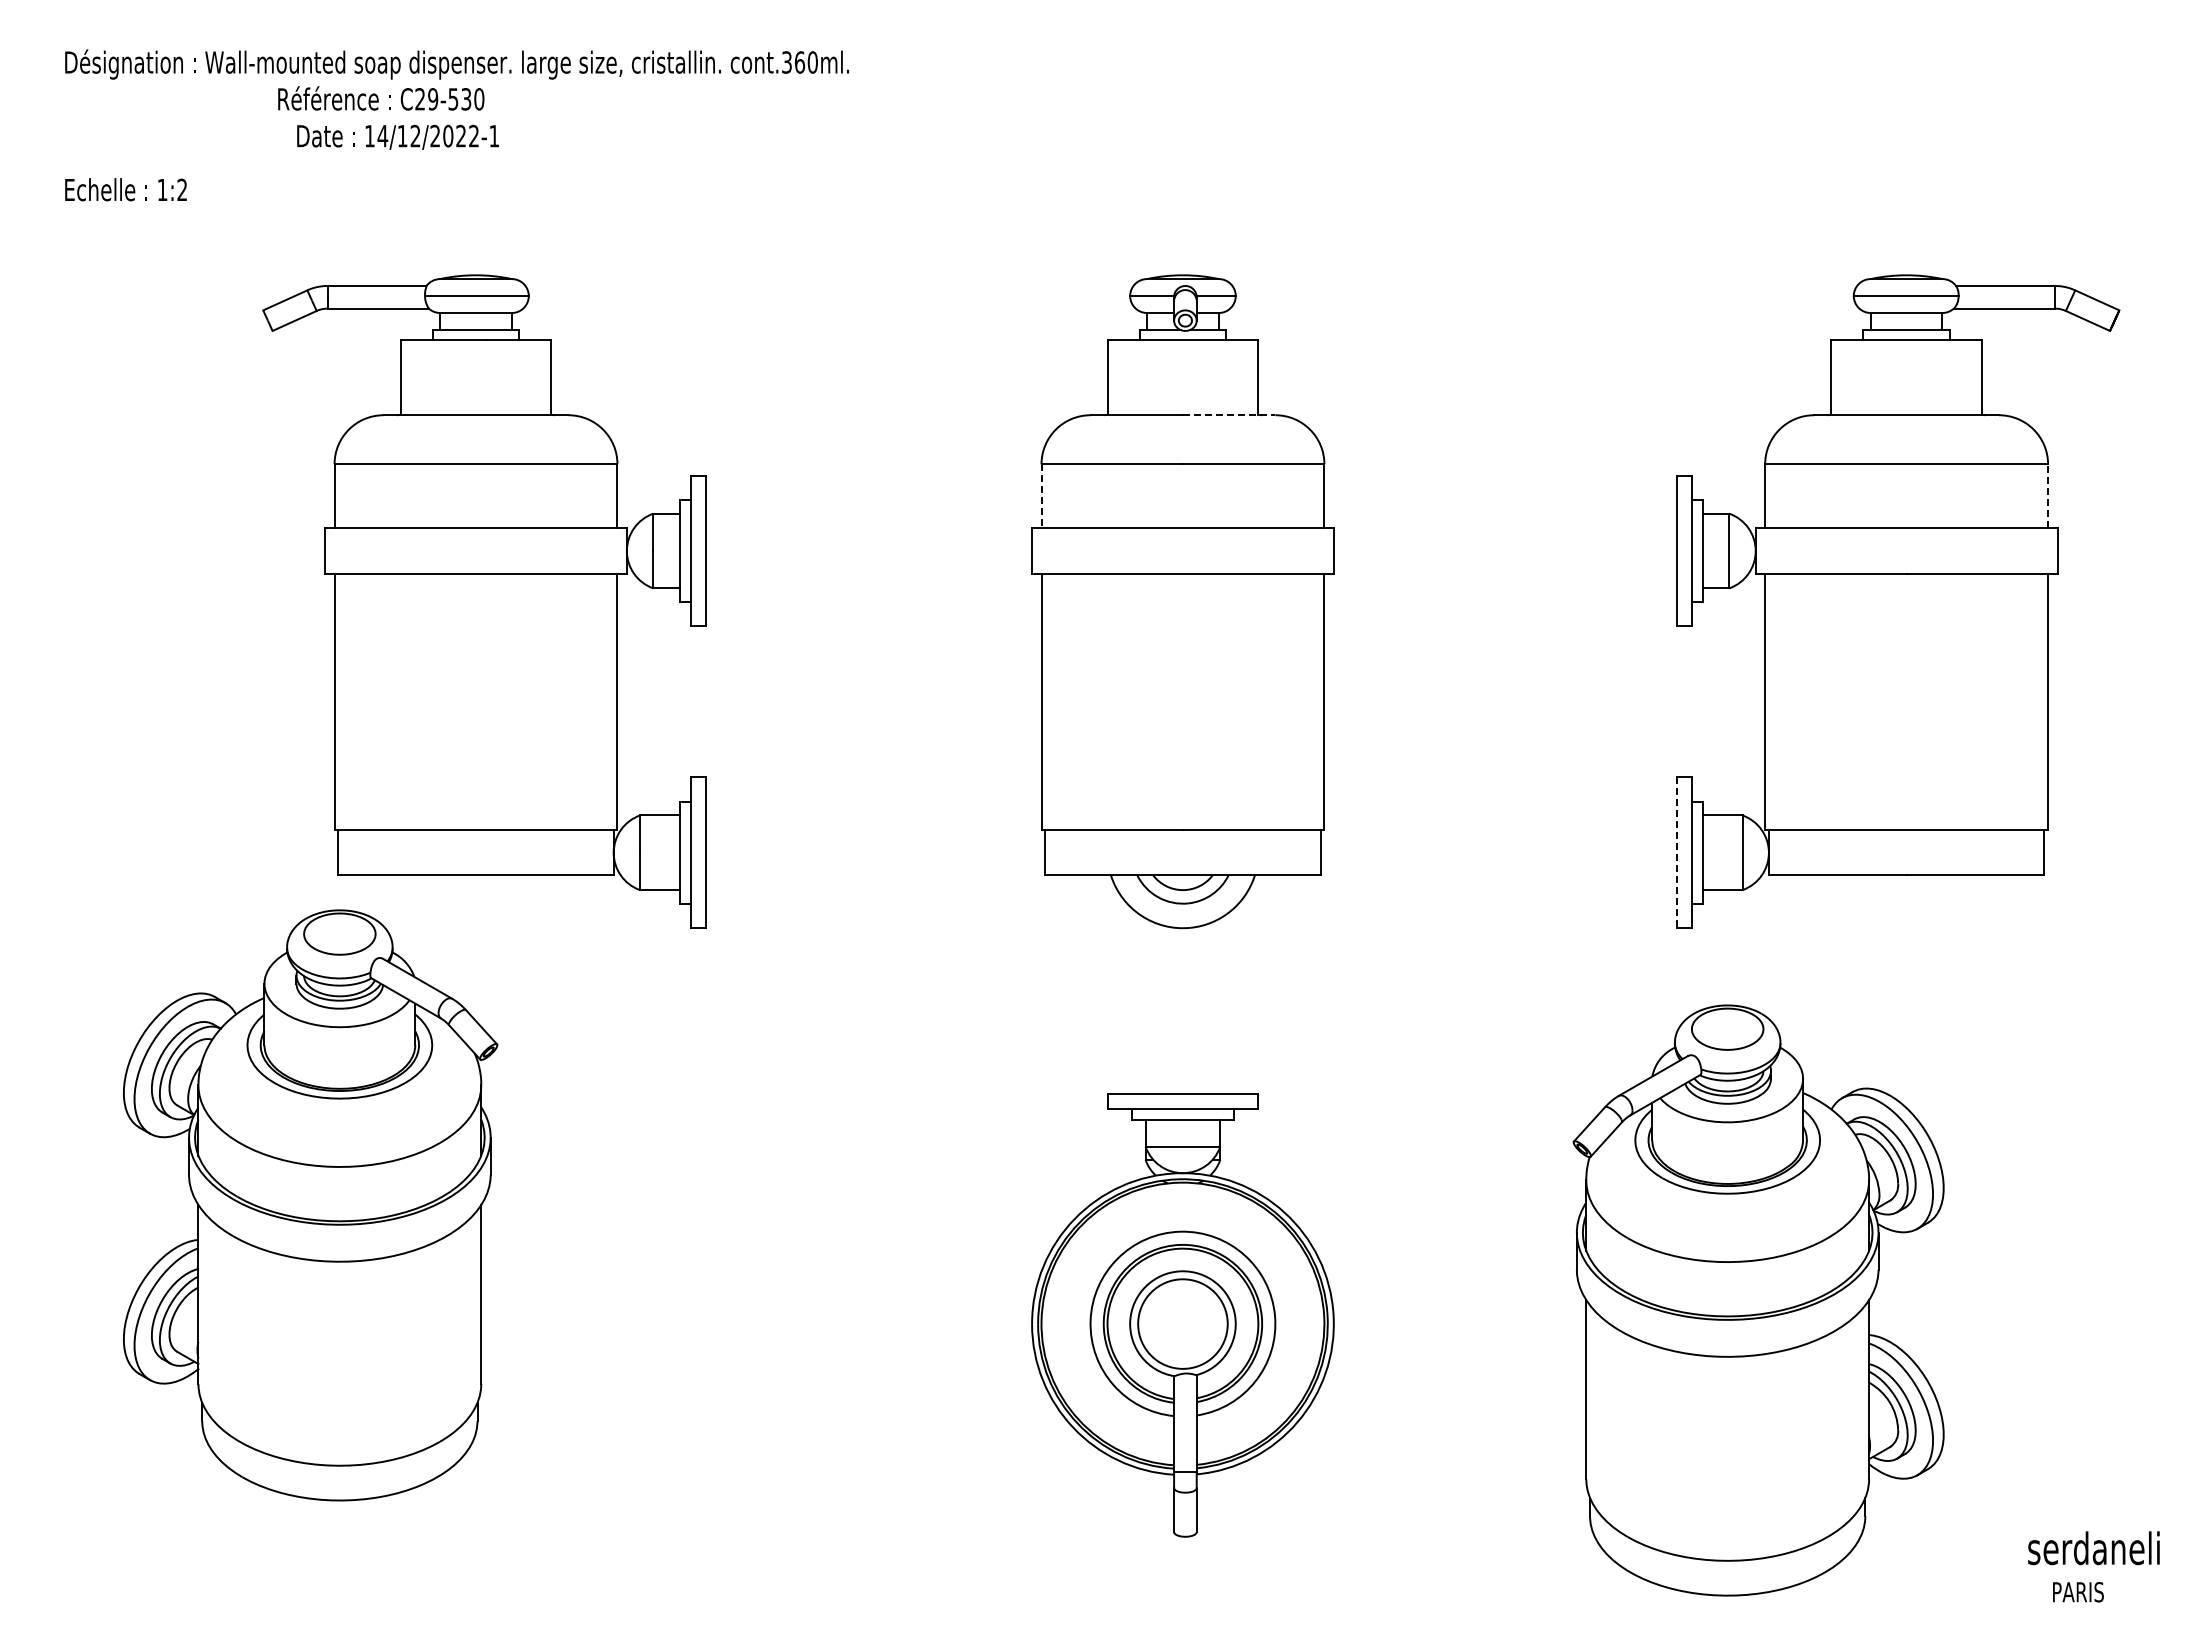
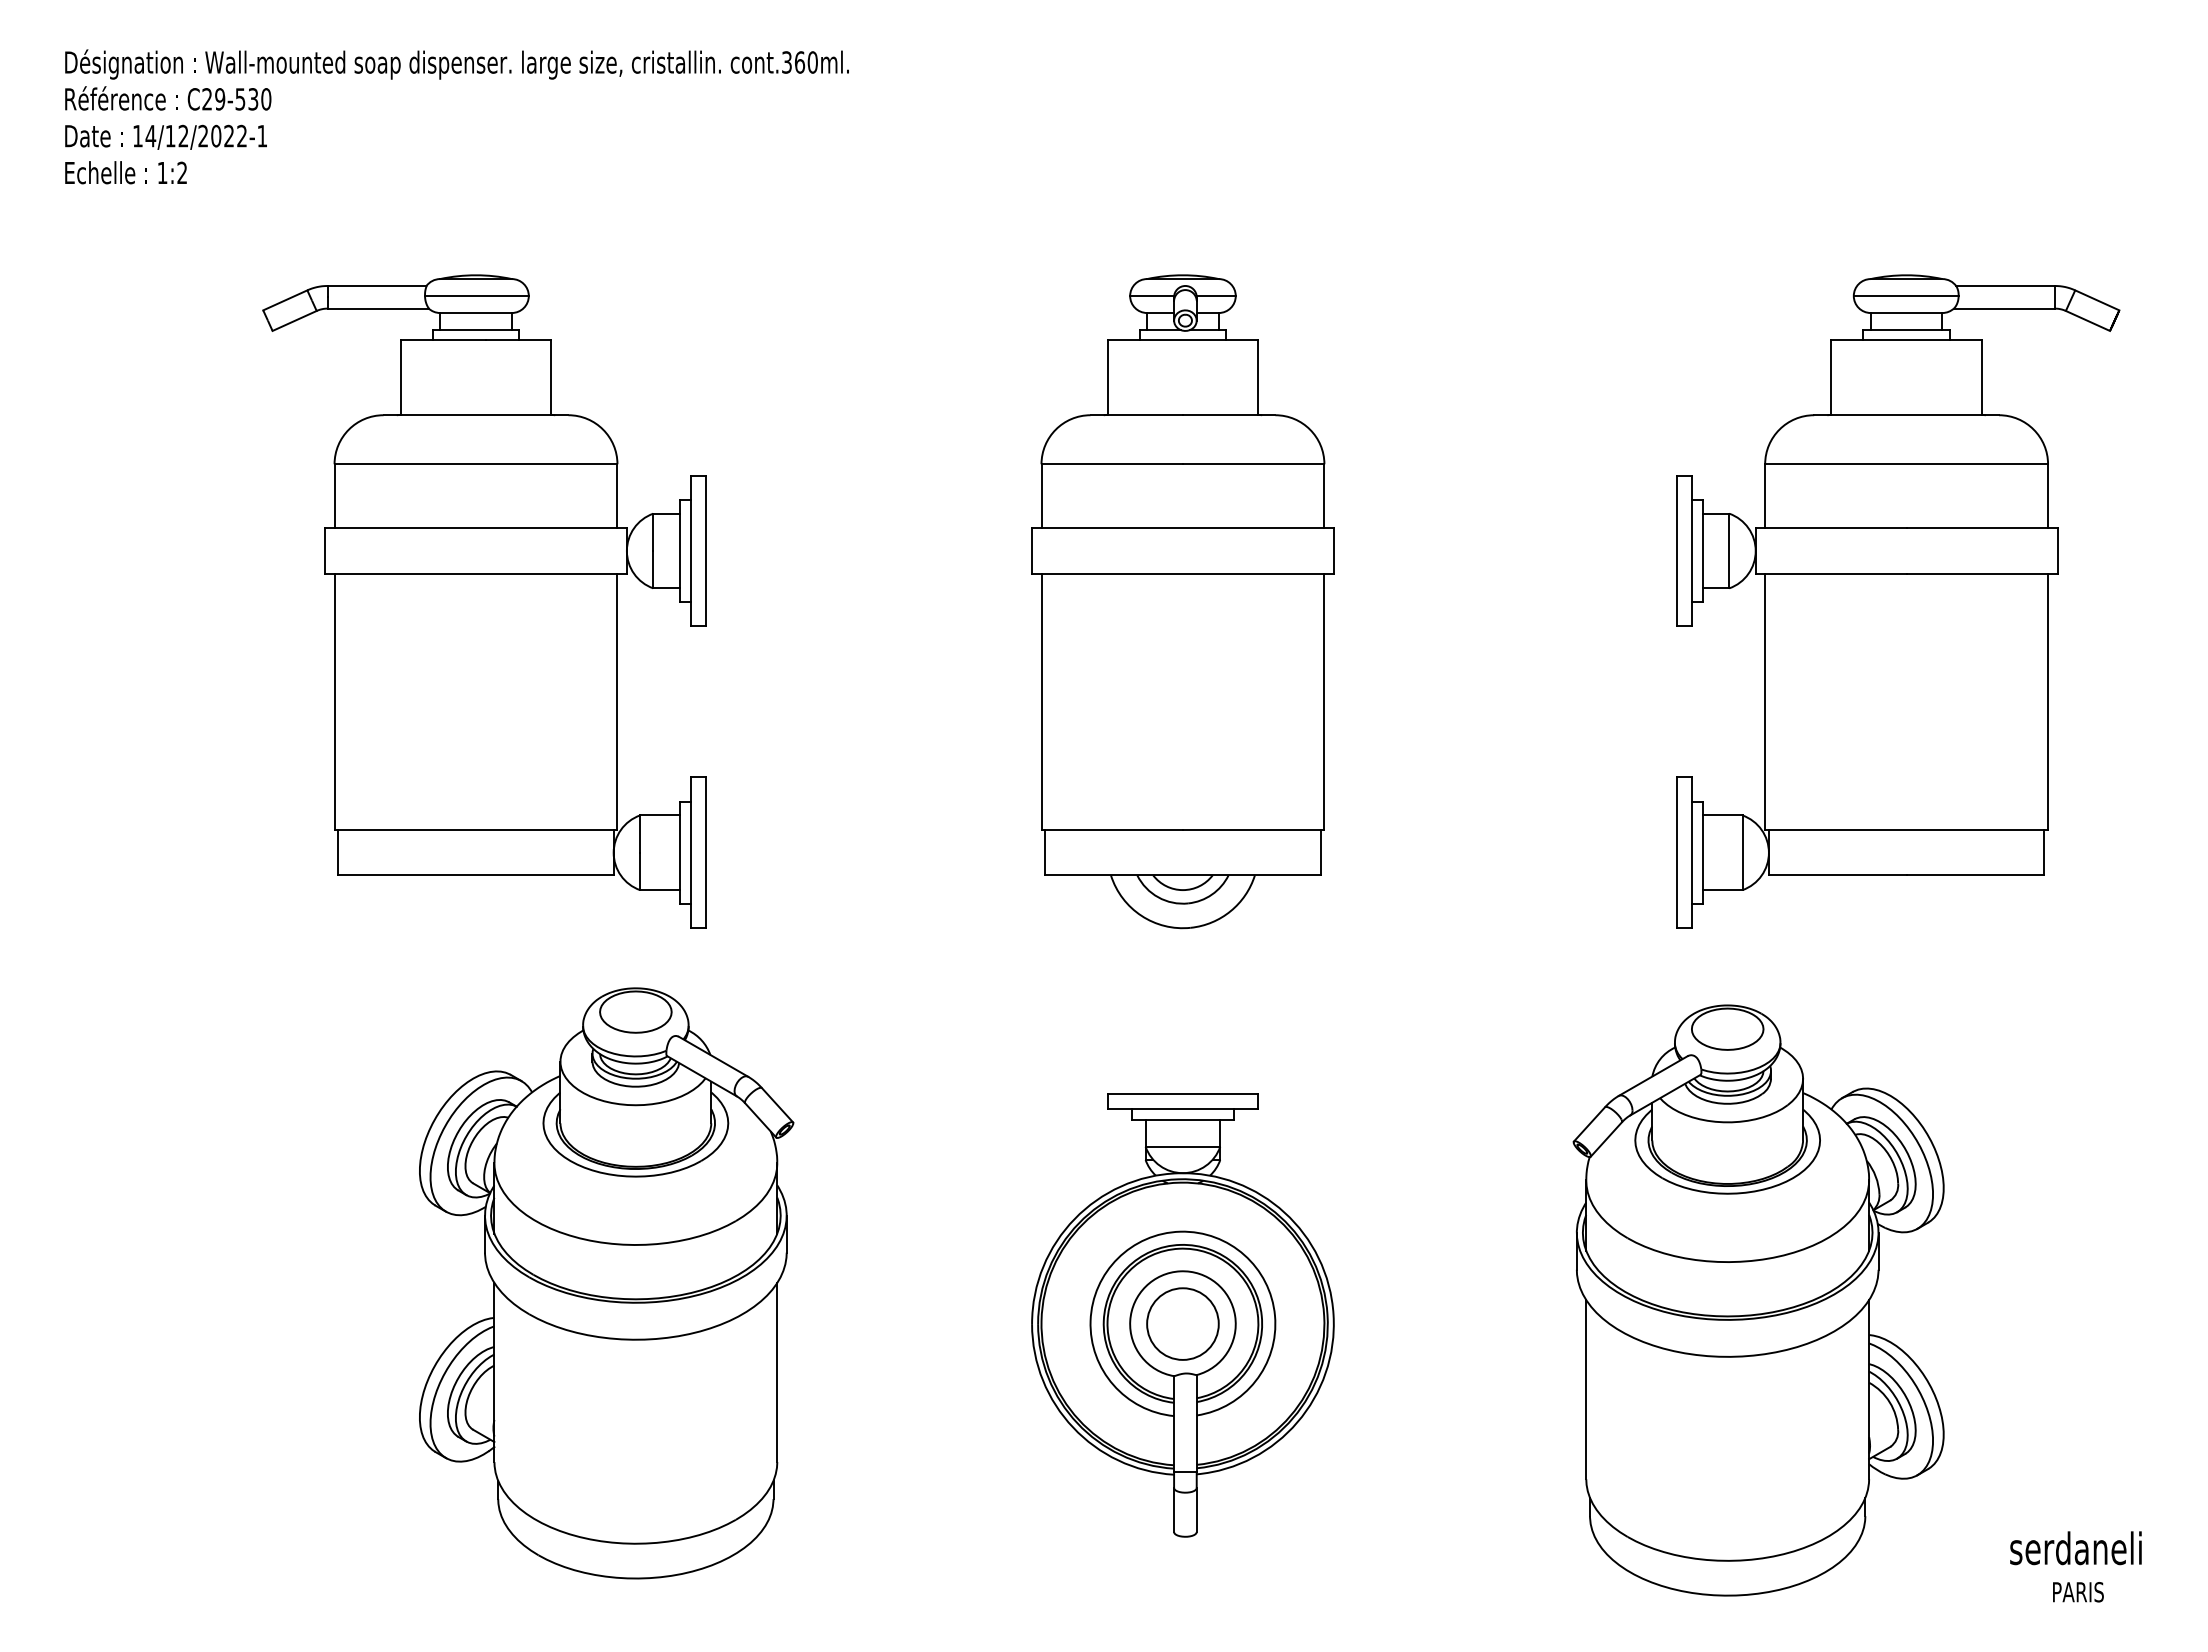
text position: (381, 98) -> (168, 98) (168, 98)
text position: (397, 136) -> (165, 136) (165, 136)
text position: (125, 189) -> (125, 172) (125, 172)
line: dashed -> solid (1229, 415)
line: dashed -> solid (2048, 495)
line: dashed -> solid (1041, 496)
line: dashed -> solid (1676, 853)
part position: (310, 1205) -> (606, 1283) (606, 1283)
circle diameter: 90 px -> 72 px (1182, 1323)
text position: (2093, 1548) -> (2075, 1548) (2075, 1548)
